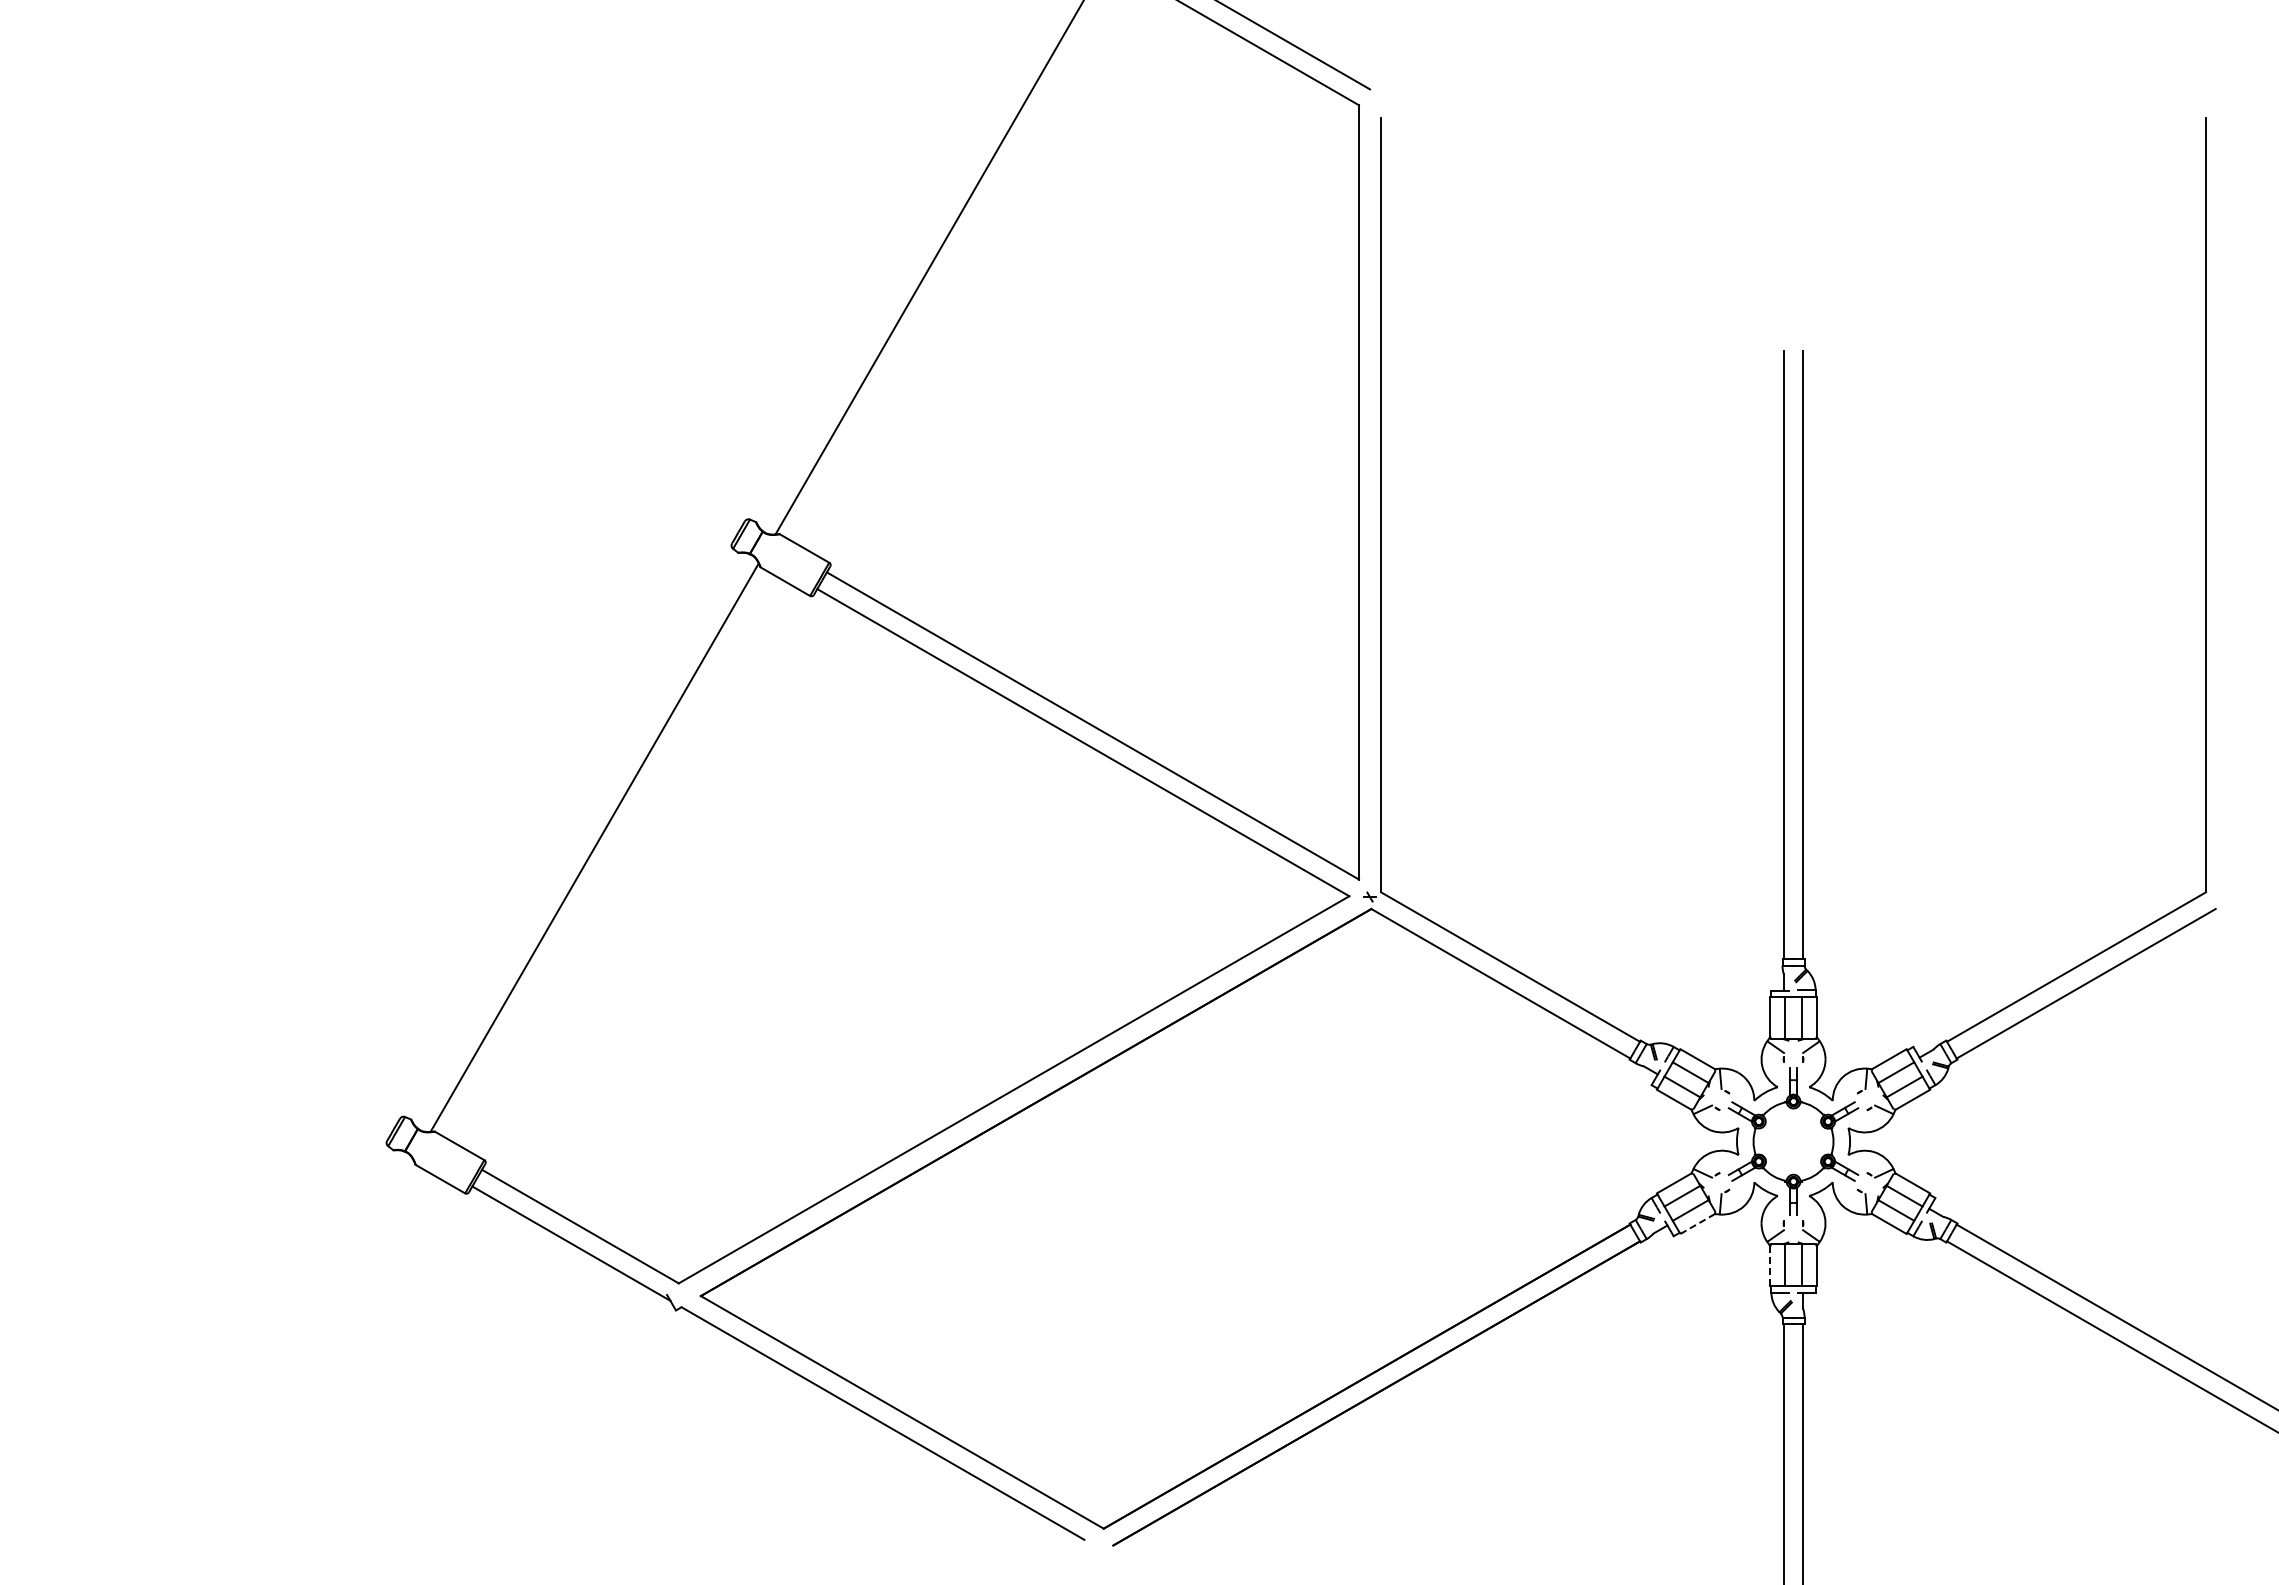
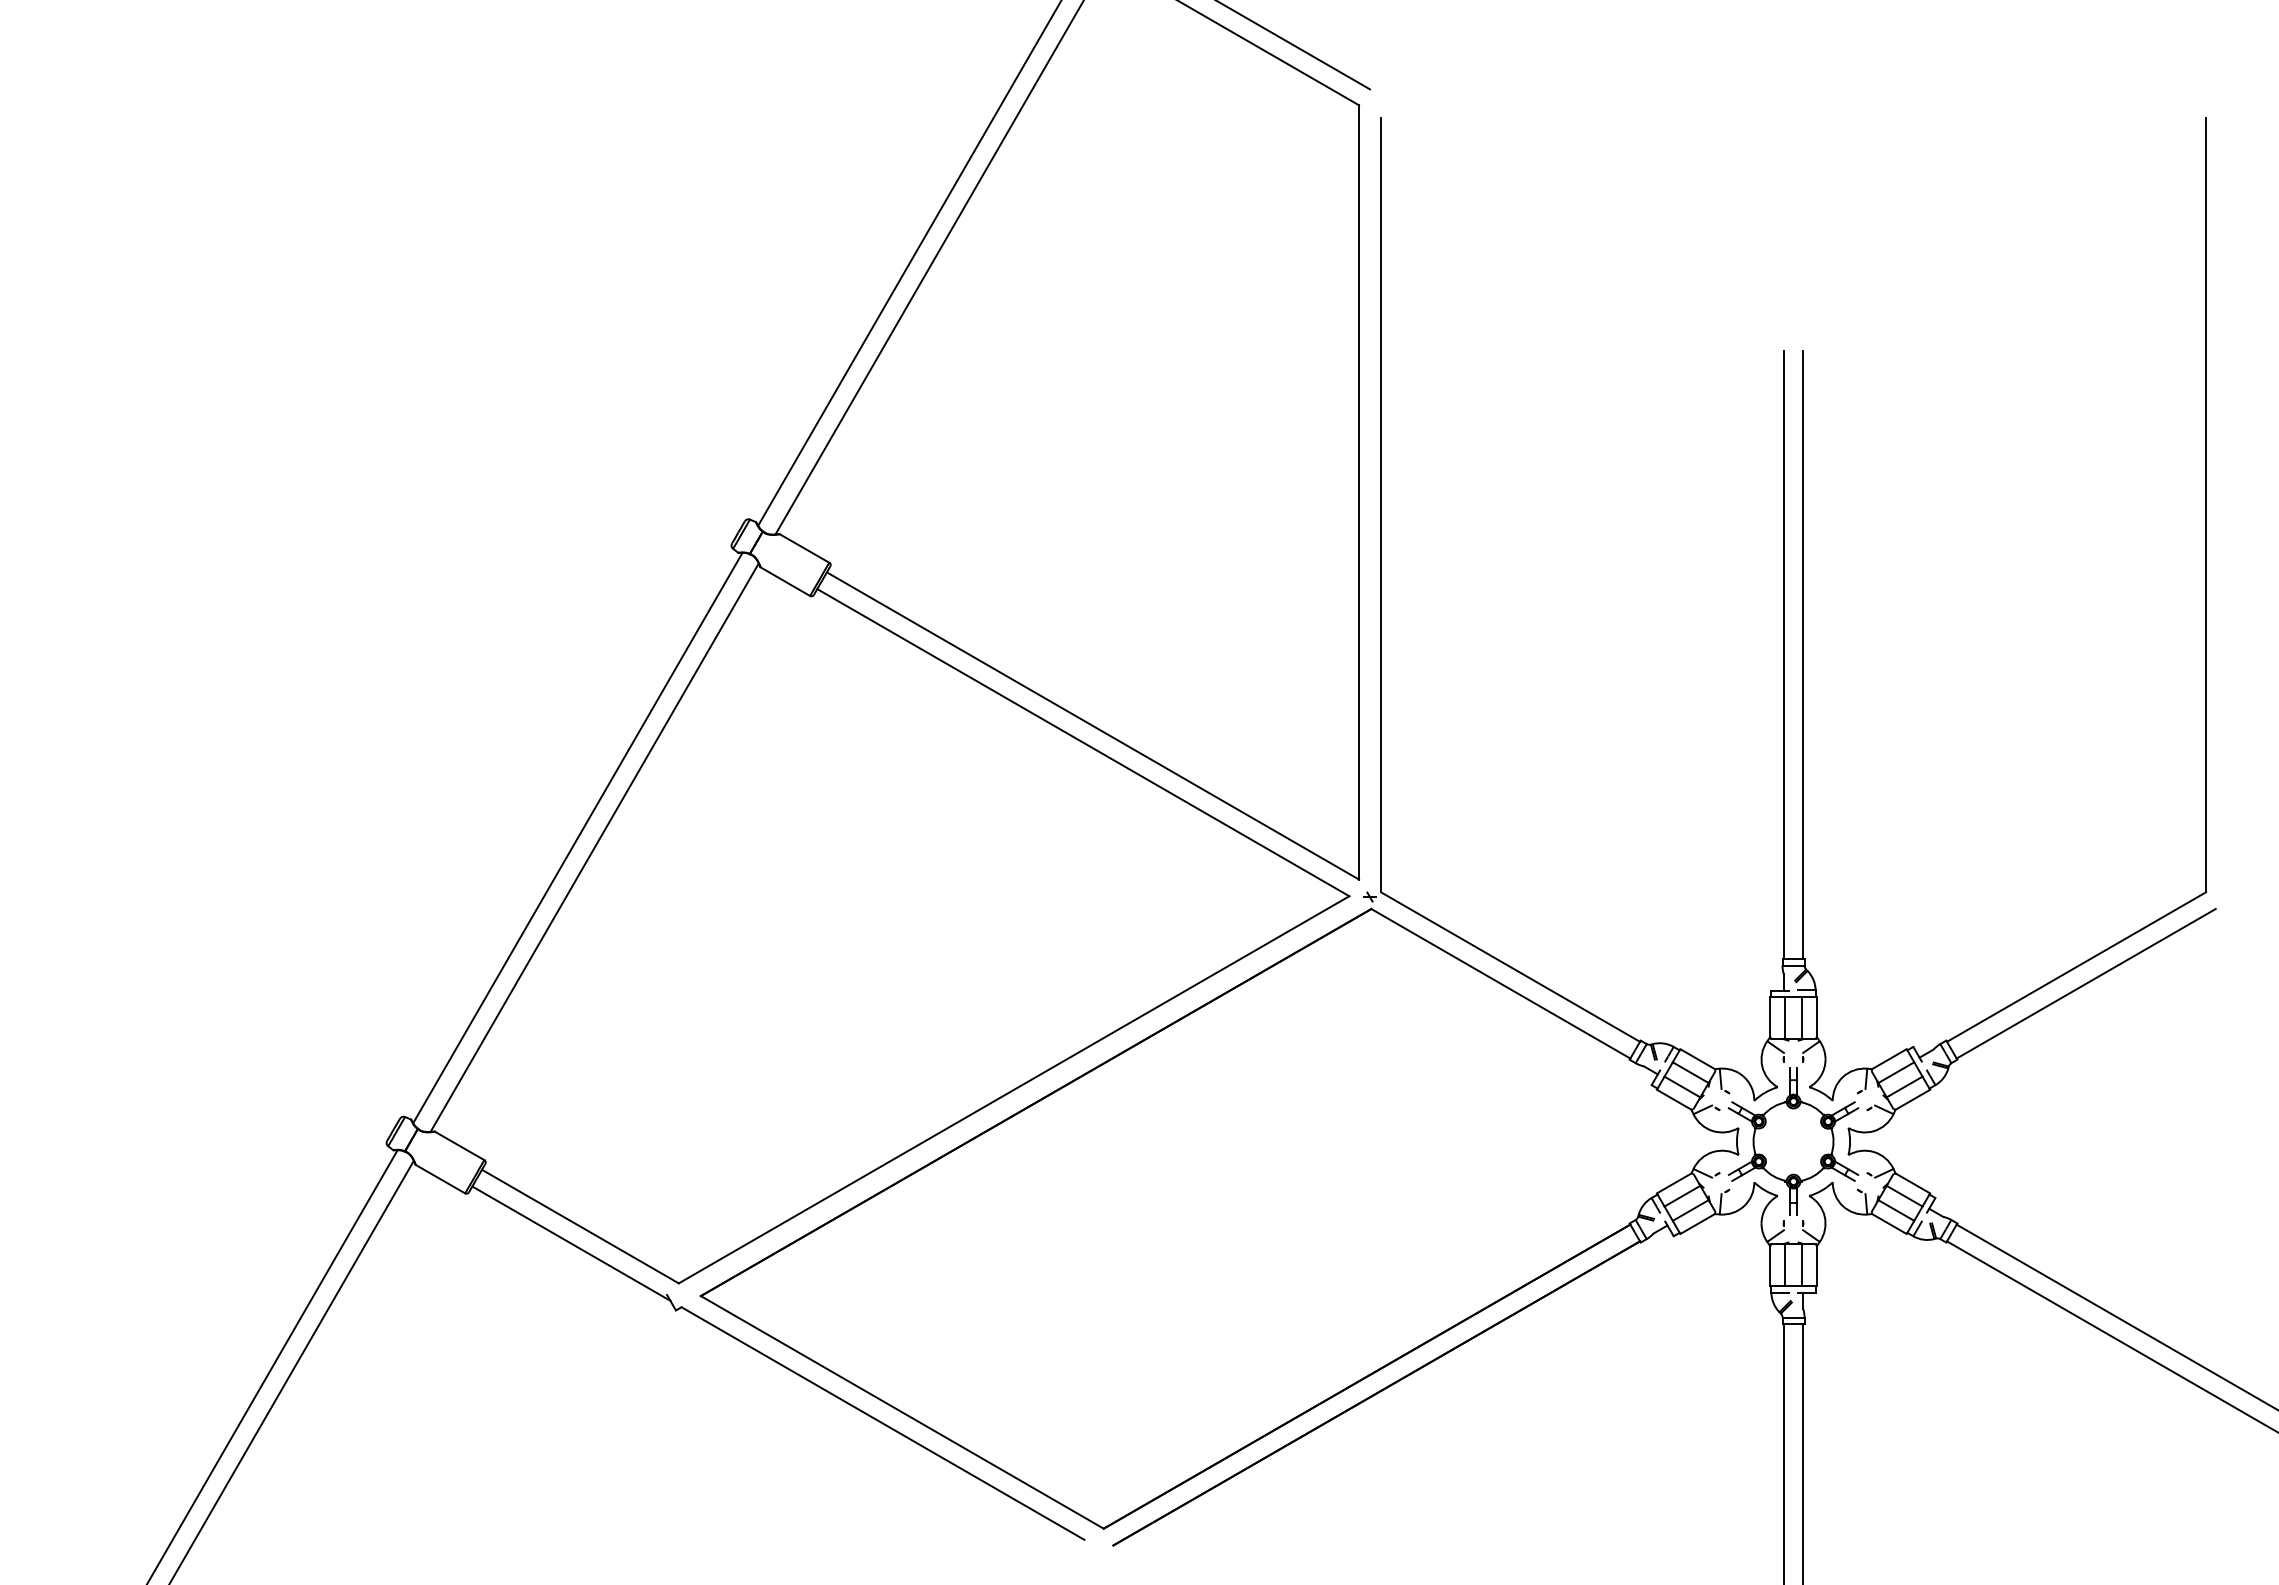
line: none -> present (909, 263)
line: none -> present (577, 837)
line: dashed -> solid (1697, 1224)
line: dashed -> solid (1770, 1265)
line: none -> present (272, 1365)
line: none -> present (292, 1371)
